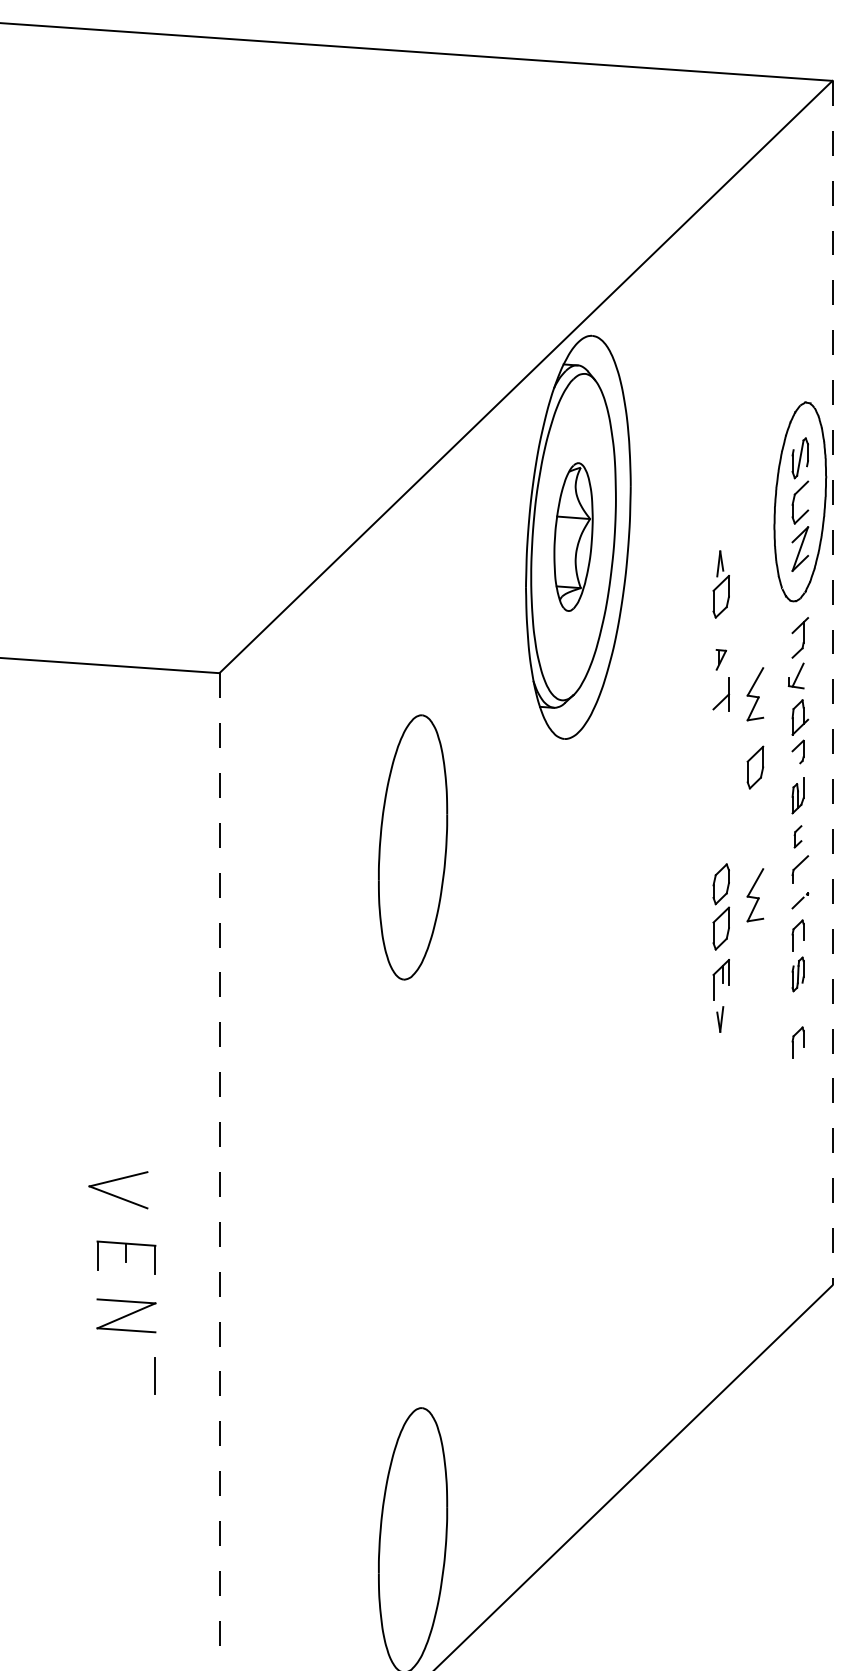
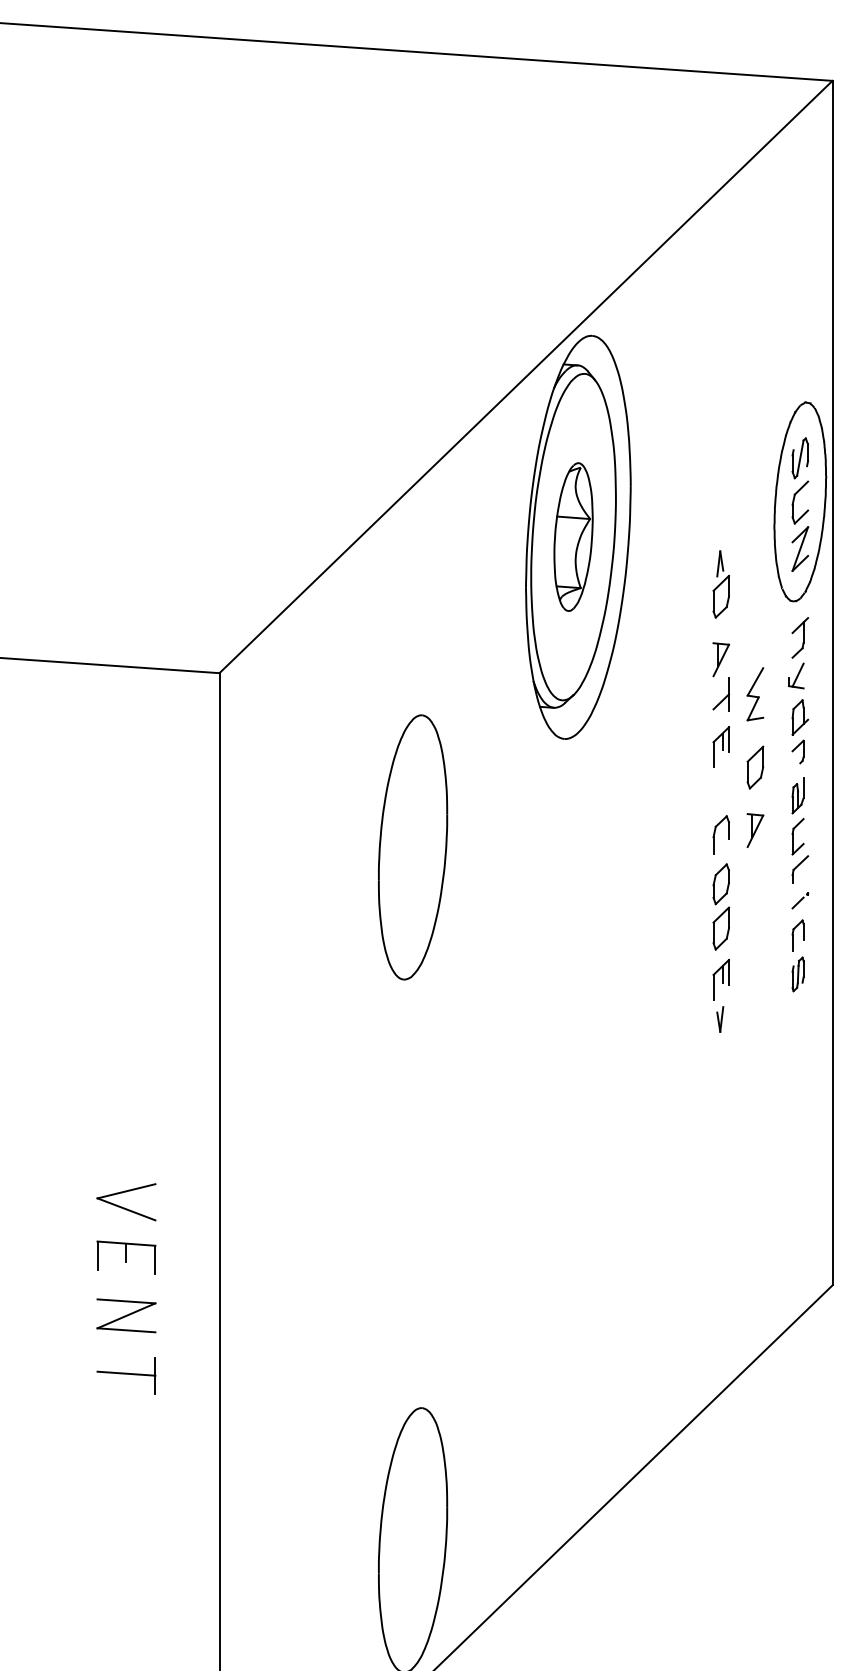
part size: 13x22 px -> 19x36 px (721, 659)
line: dashed -> solid (832, 683)
part: none -> present (721, 746)
part: none -> present (755, 830)
part: none -> present (720, 834)
part size: 10x24 px -> 14x38 px (797, 836)
part: present -> none (755, 895)
part: present -> none (797, 1042)
line: dashed -> solid (219, 1171)
part position: (118, 1190) -> (126, 1202) (126, 1202)
line: none -> present (126, 1373)
